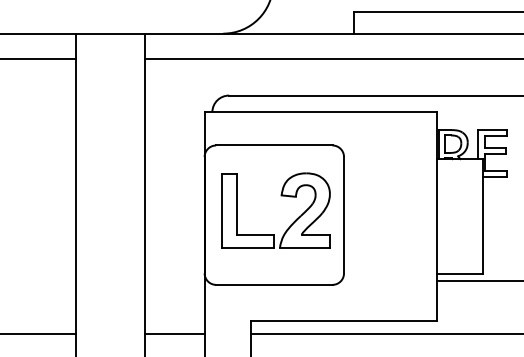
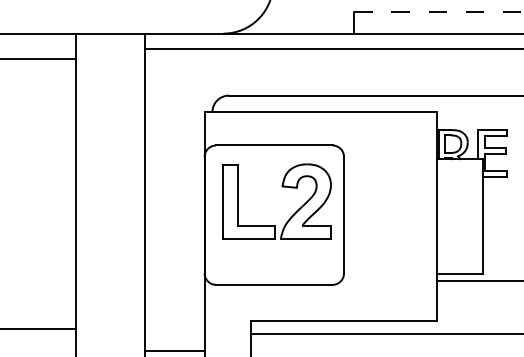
line: solid -> dashed (438, 12)
line position: (332, 58) -> (332, 48) (332, 48)
part position: (281, 196) -> (282, 187) (282, 187)
line position: (38, 334) -> (38, 329) (38, 329)
line position: (174, 334) -> (174, 351) (174, 351)
